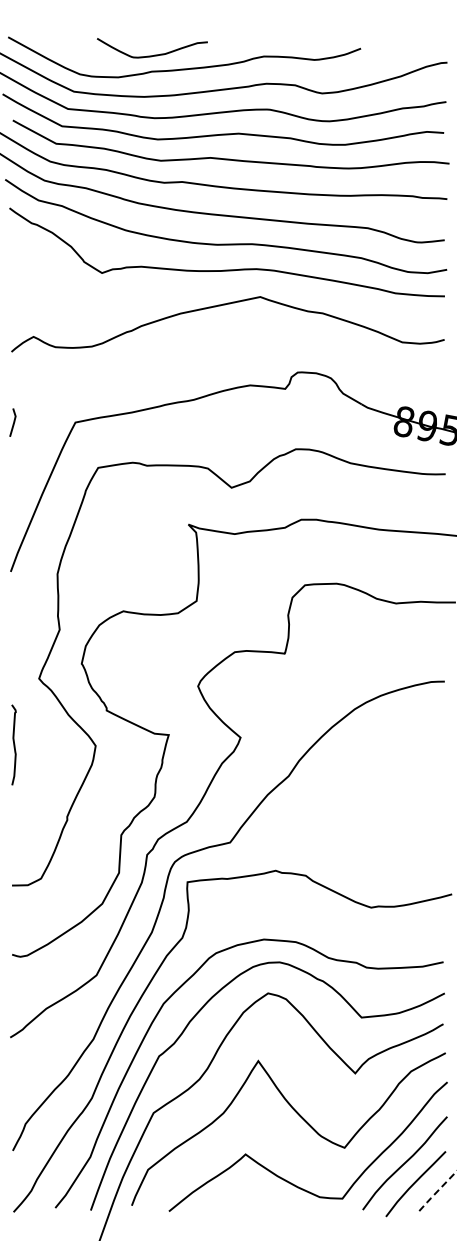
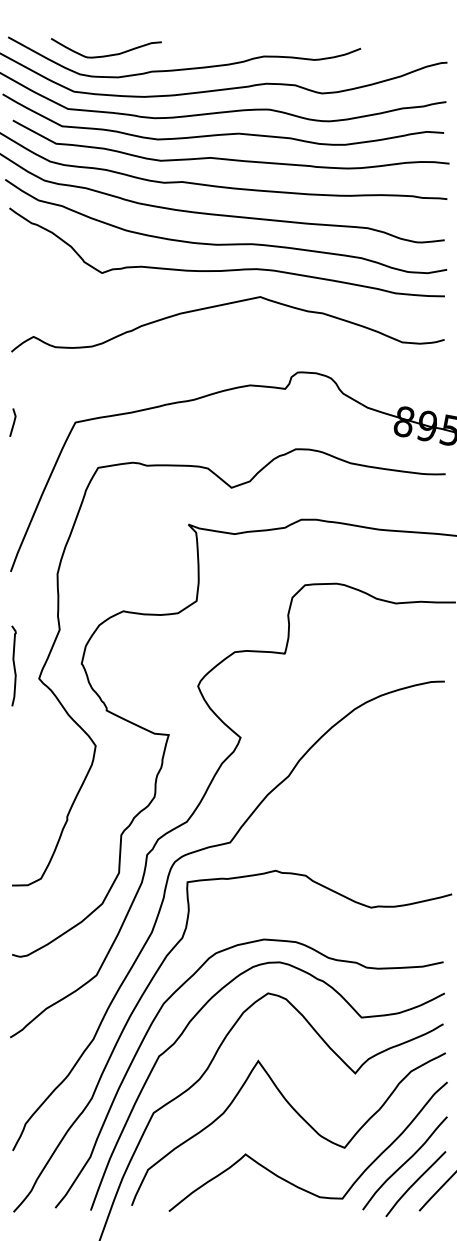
curve position: (154, 54) -> (108, 54) (108, 54)
curve position: (13, 744) -> (13, 665) (13, 665)
line: dashed -> solid (437, 1191)
